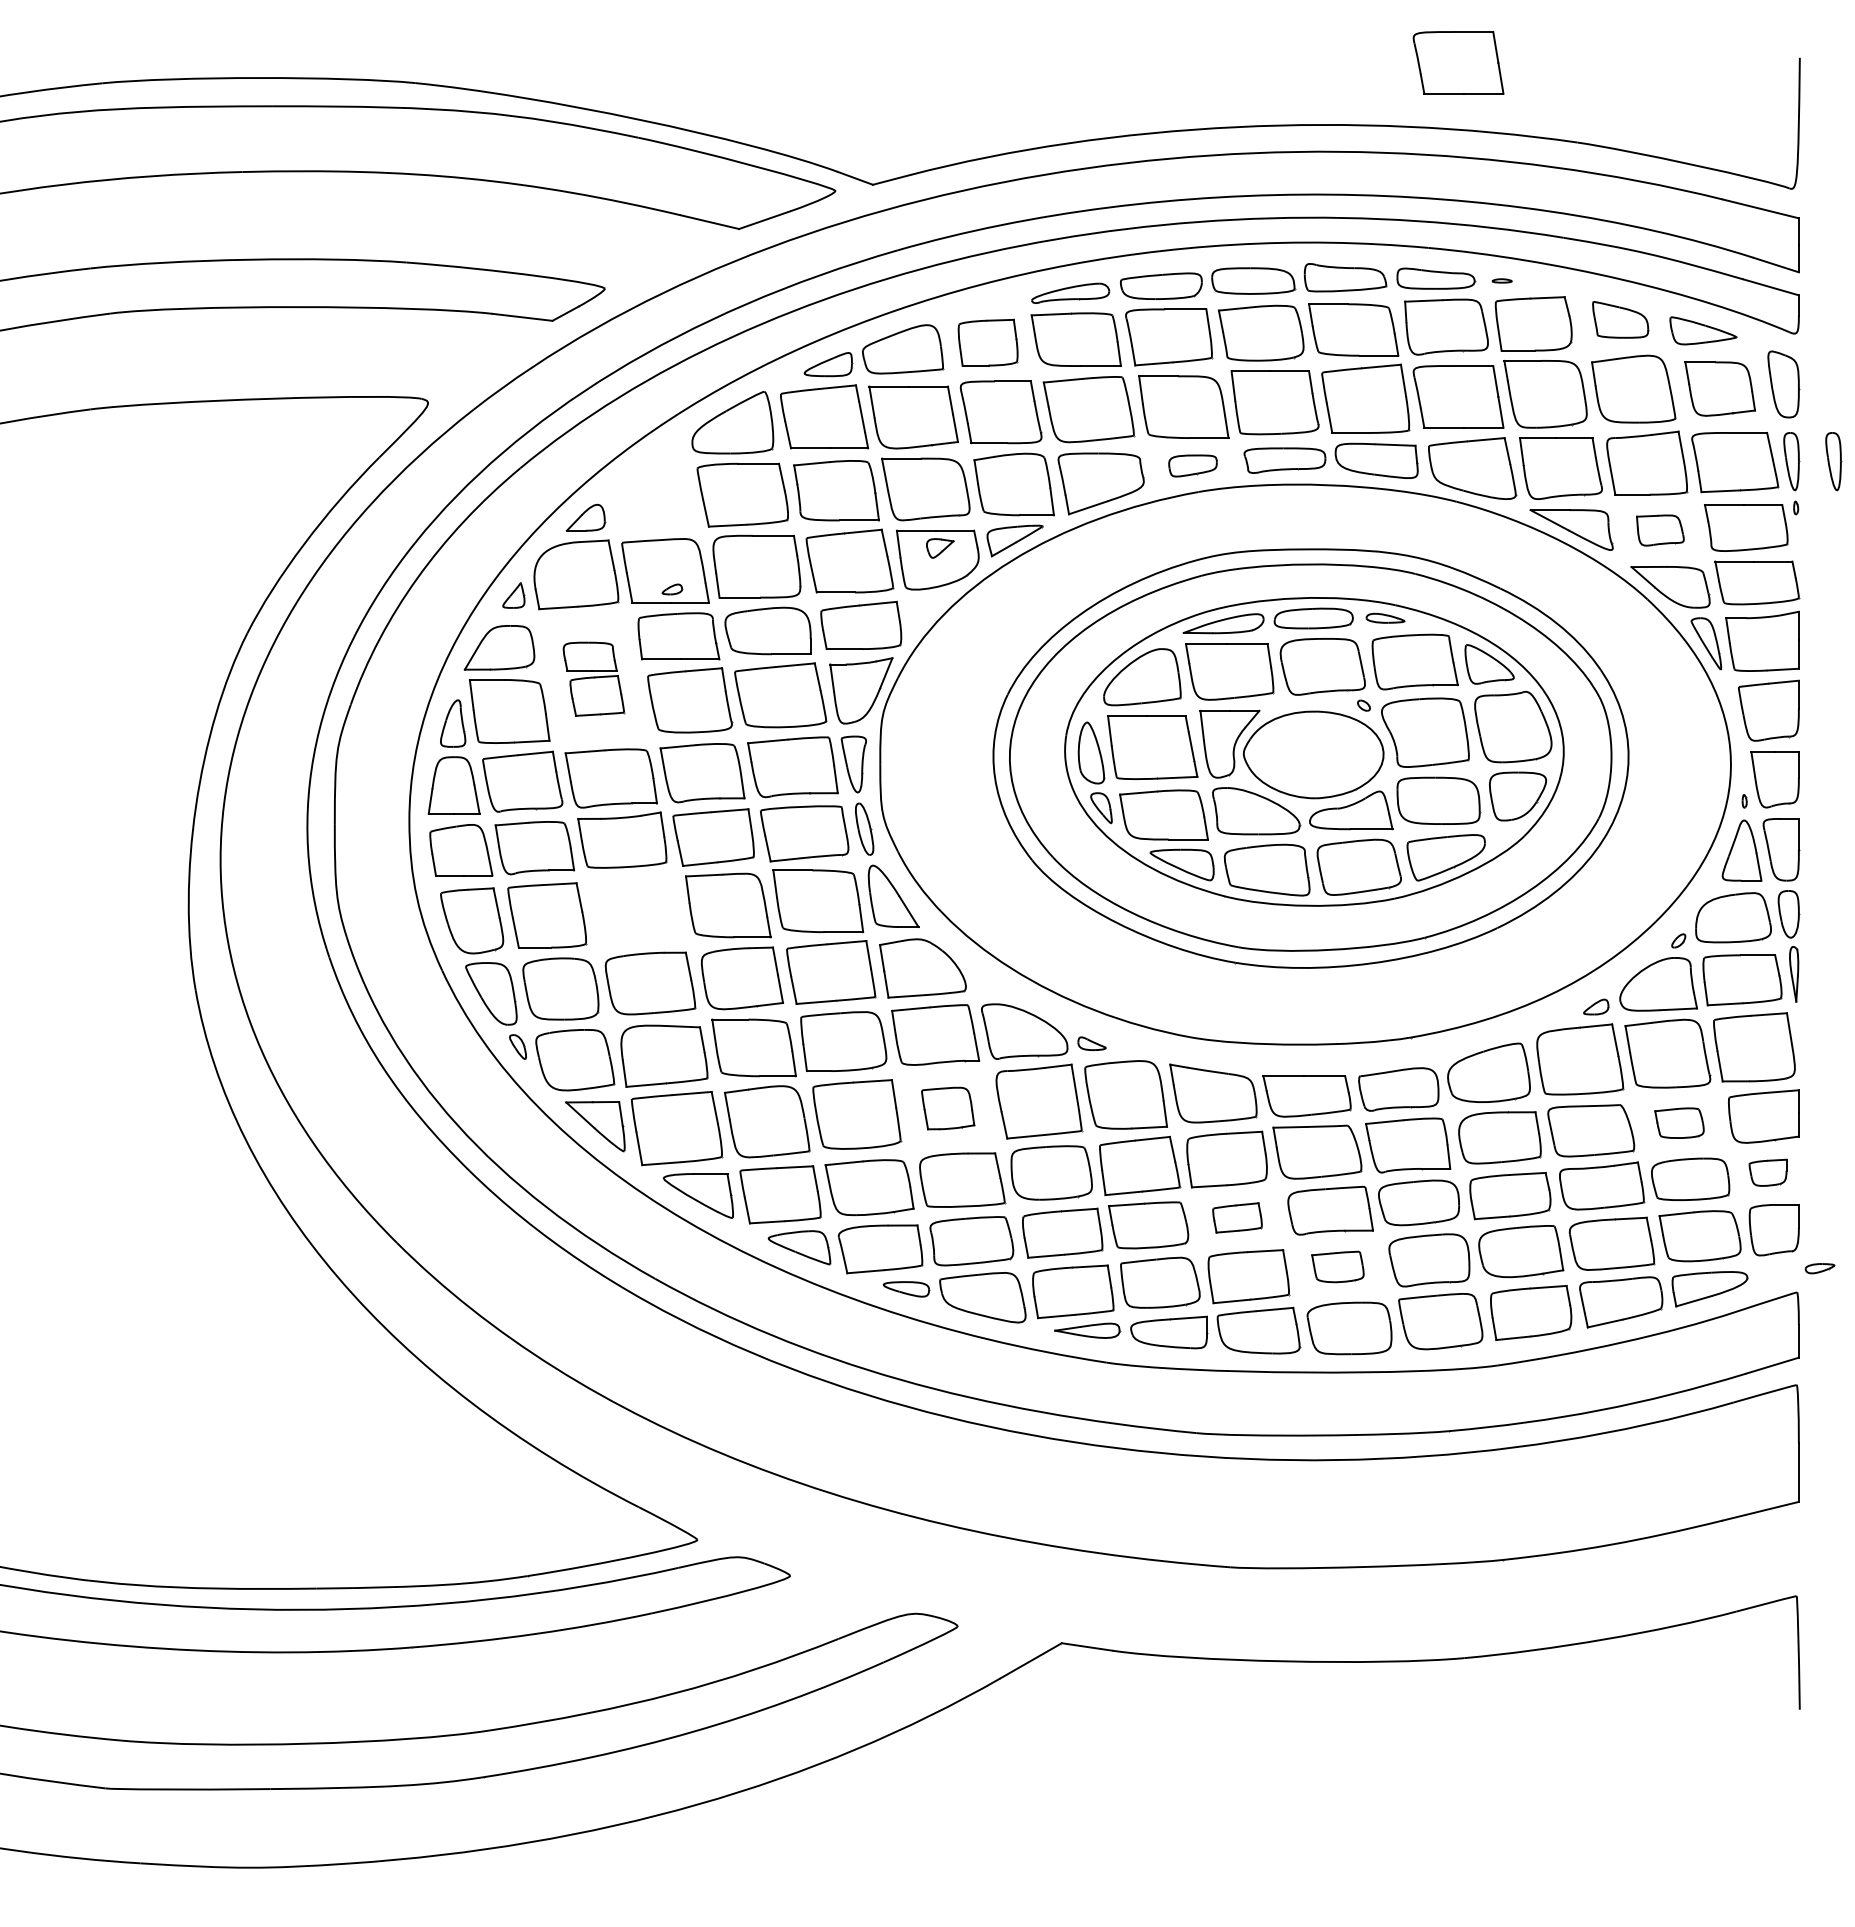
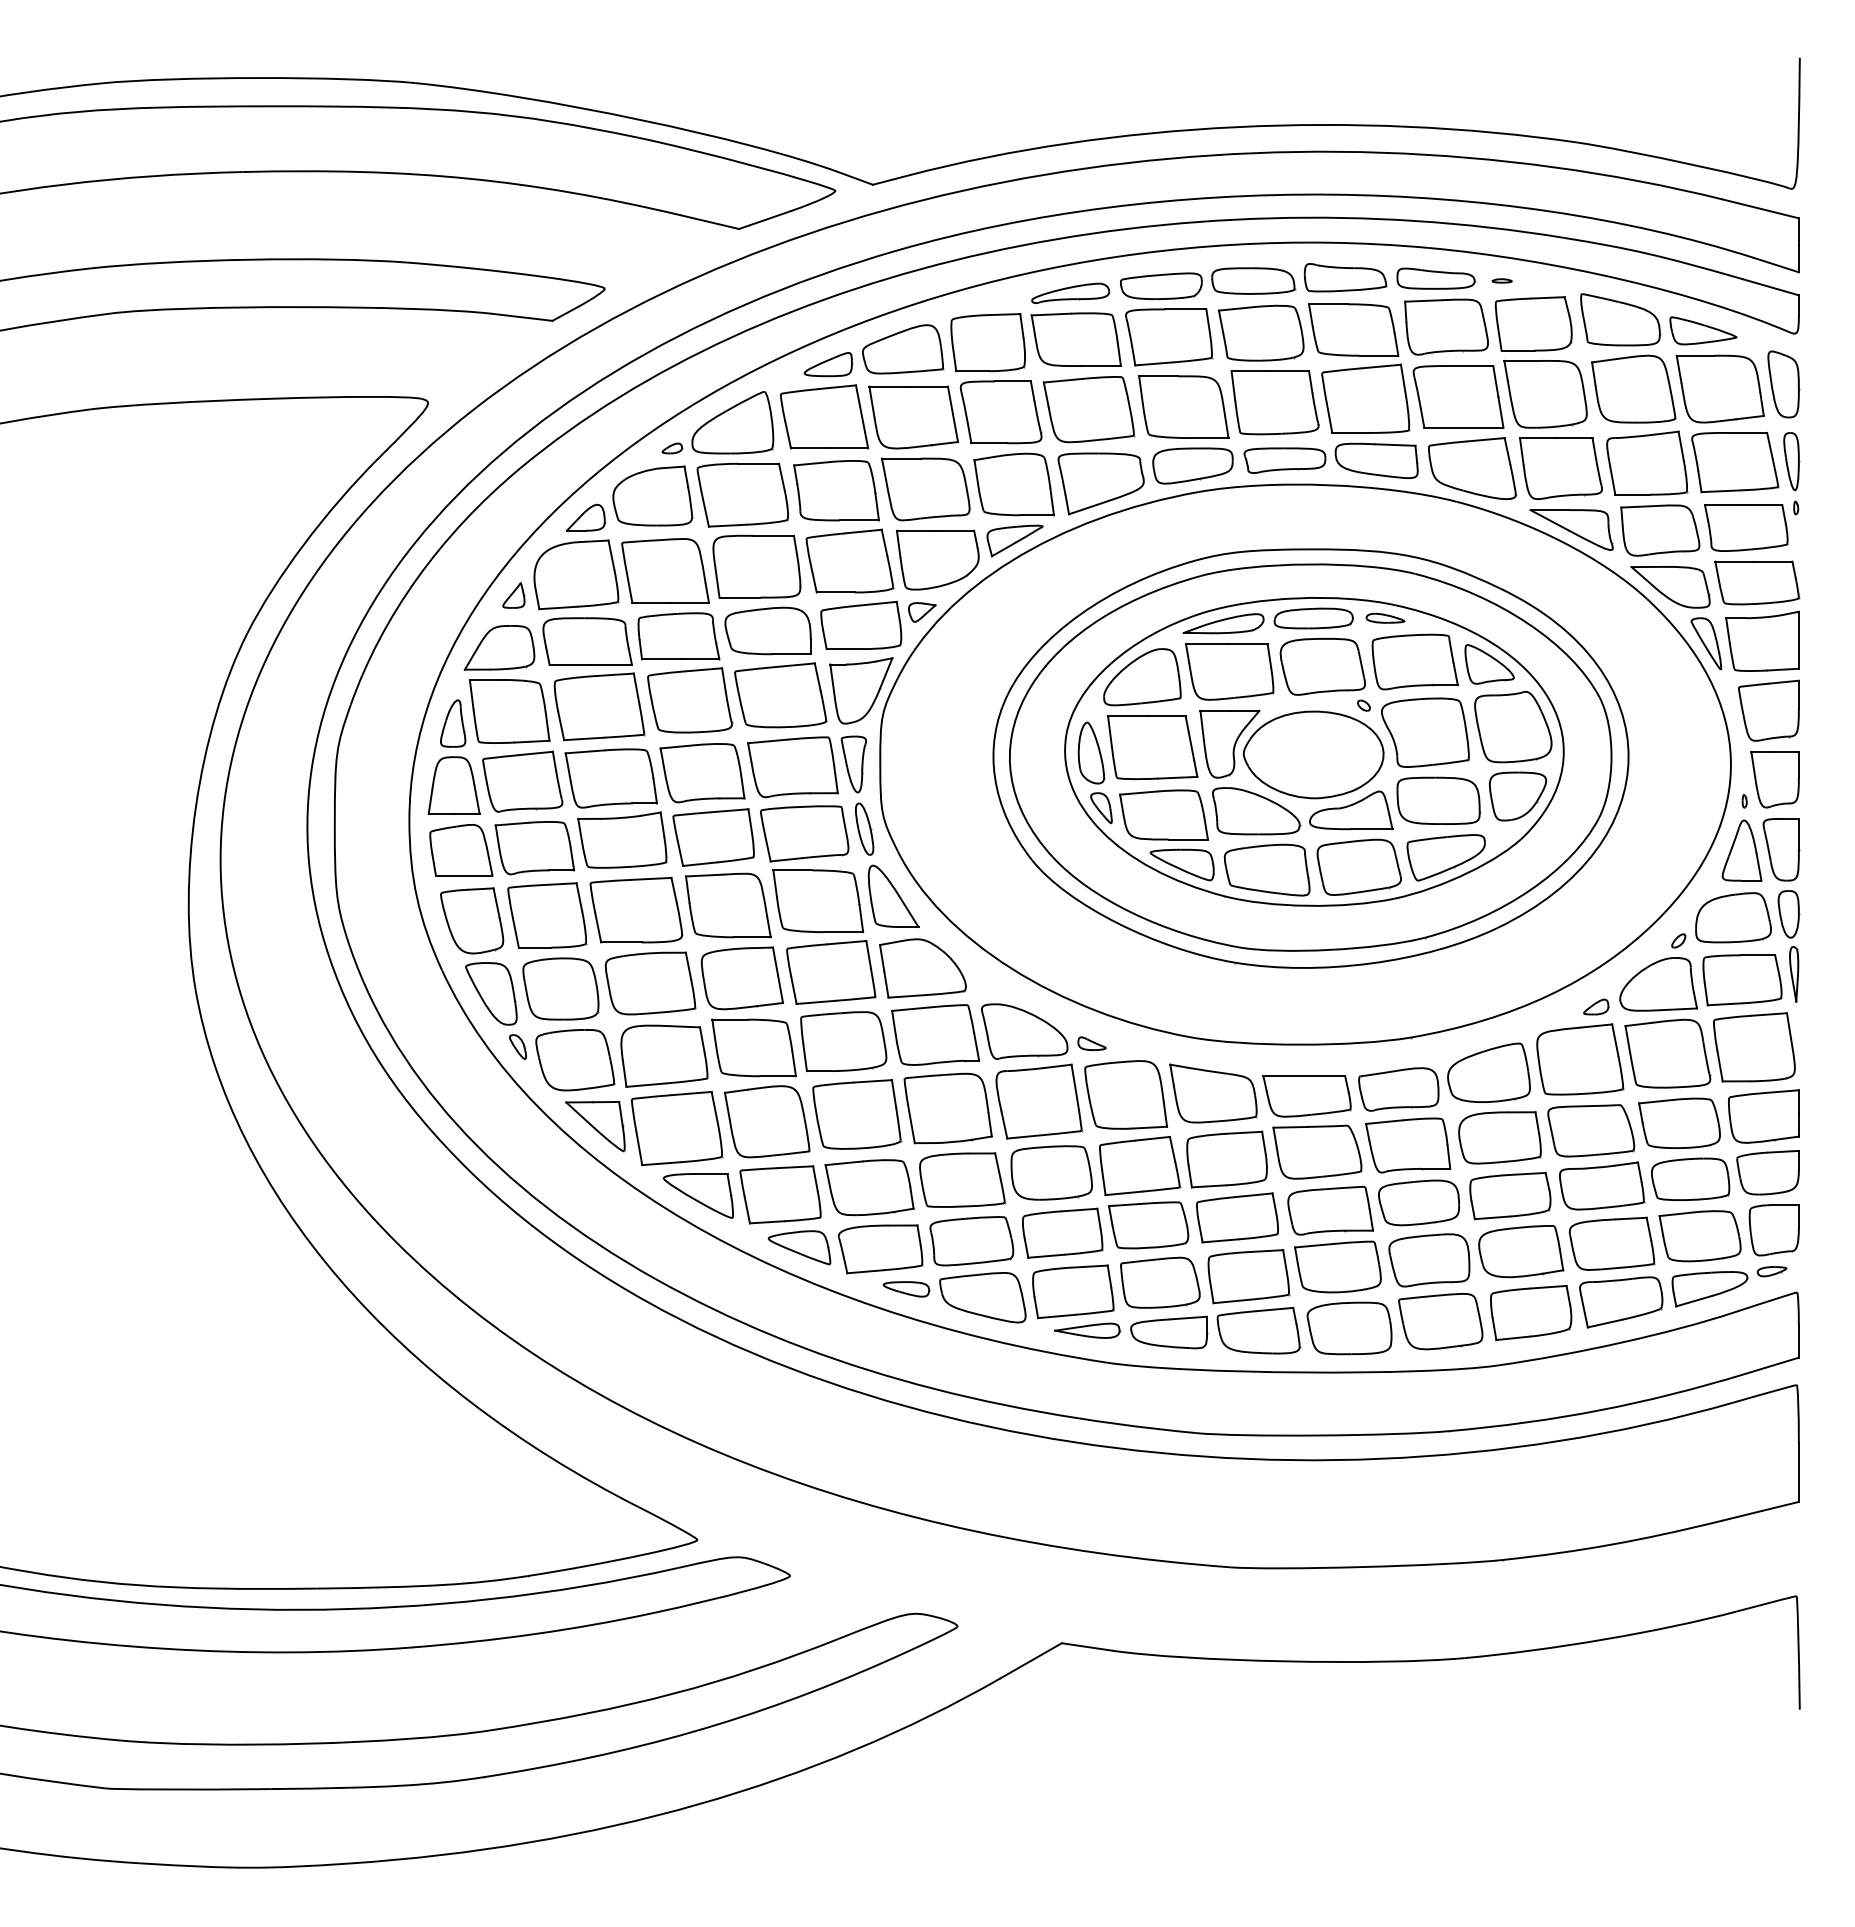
part: present -> none (1458, 62)
part size: 58x38 px -> 82x54 px (1620, 319)
part size: 62x49 px -> 76x60 px (987, 342)
part size: 72x56 px -> 90x70 px (1719, 388)
part: present -> none (1833, 461)
part size: 50x24 px -> 82x38 px (1192, 465)
part: none -> present (652, 495)
part size: 49x33 px -> 81x53 px (1660, 530)
part position: (940, 548) -> (922, 612) (922, 612)
part position: (672, 589) -> (672, 448) (672, 448)
part size: 64x76 px -> 104x125 px (593, 679)
part: none -> present (636, 910)
part size: 55x45 px -> 90x73 px (947, 1108)
part size: 51x32 px -> 83x52 px (1679, 1122)
part size: 40x29 px -> 64x46 px (1767, 1172)
part size: 51x32 px -> 83x52 px (1237, 1217)
part size: 54x34 px -> 88x54 px (1337, 1266)
part position: (1819, 1268) -> (1771, 1271) (1771, 1271)
